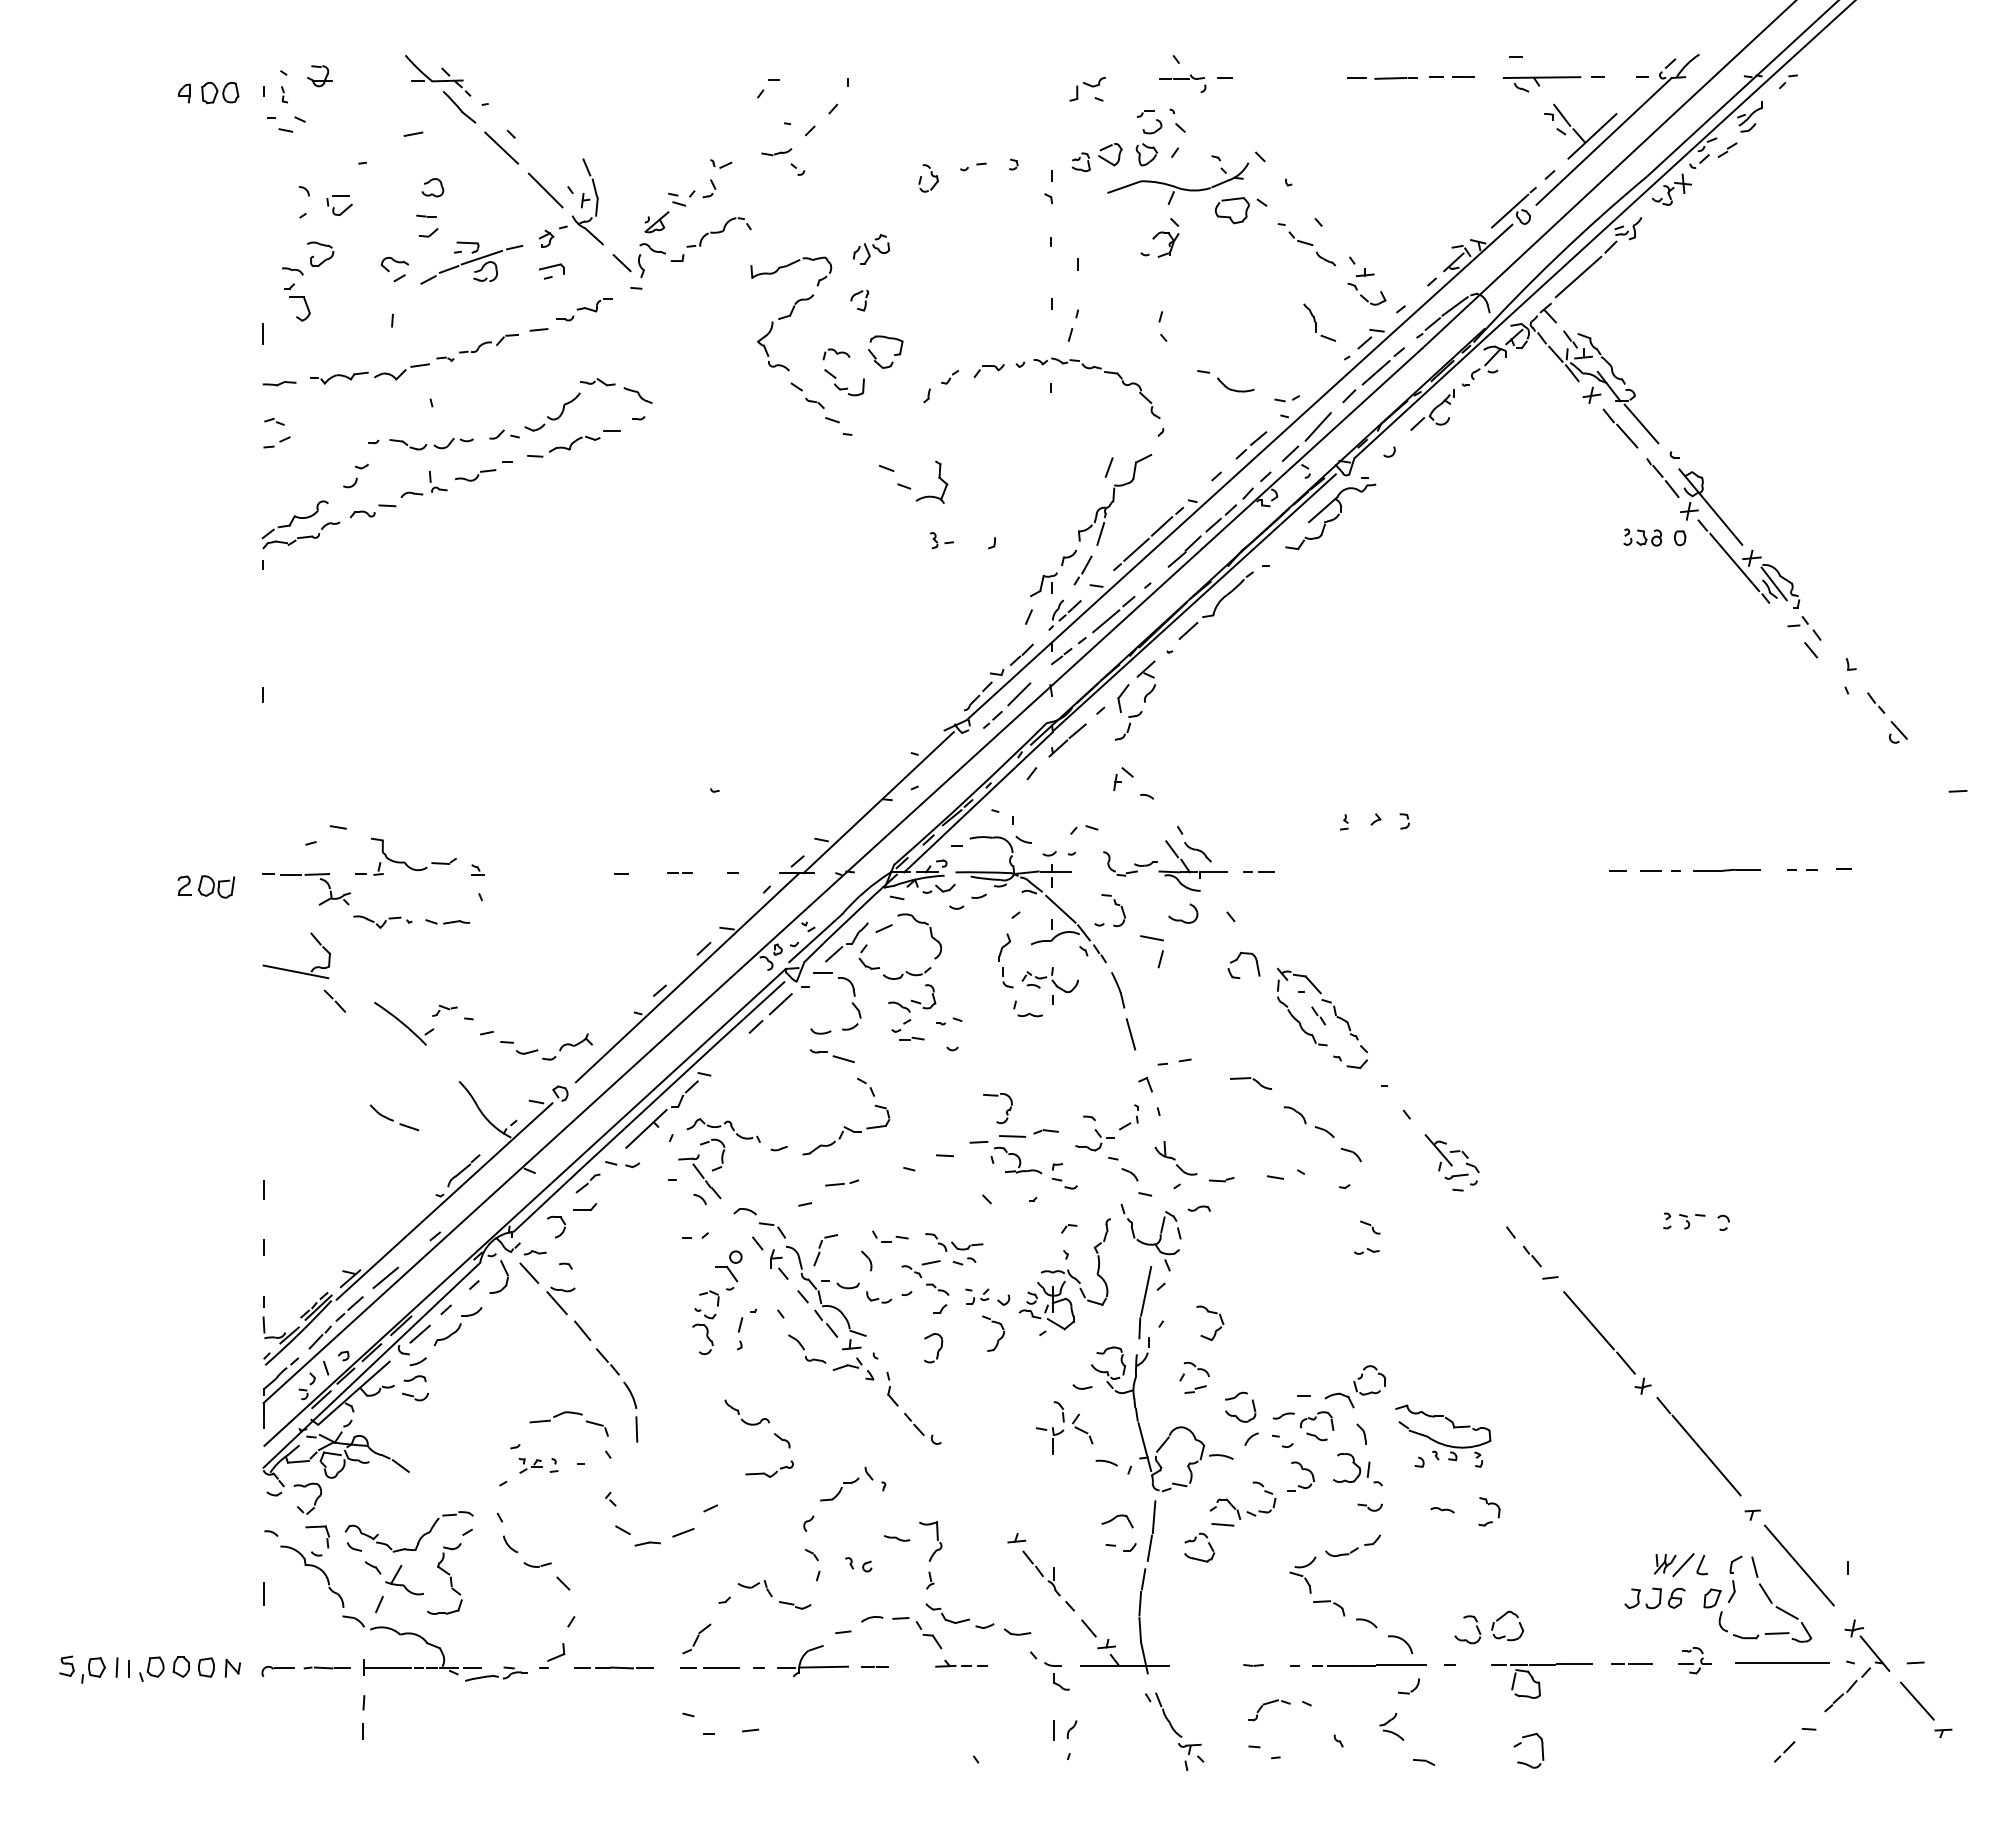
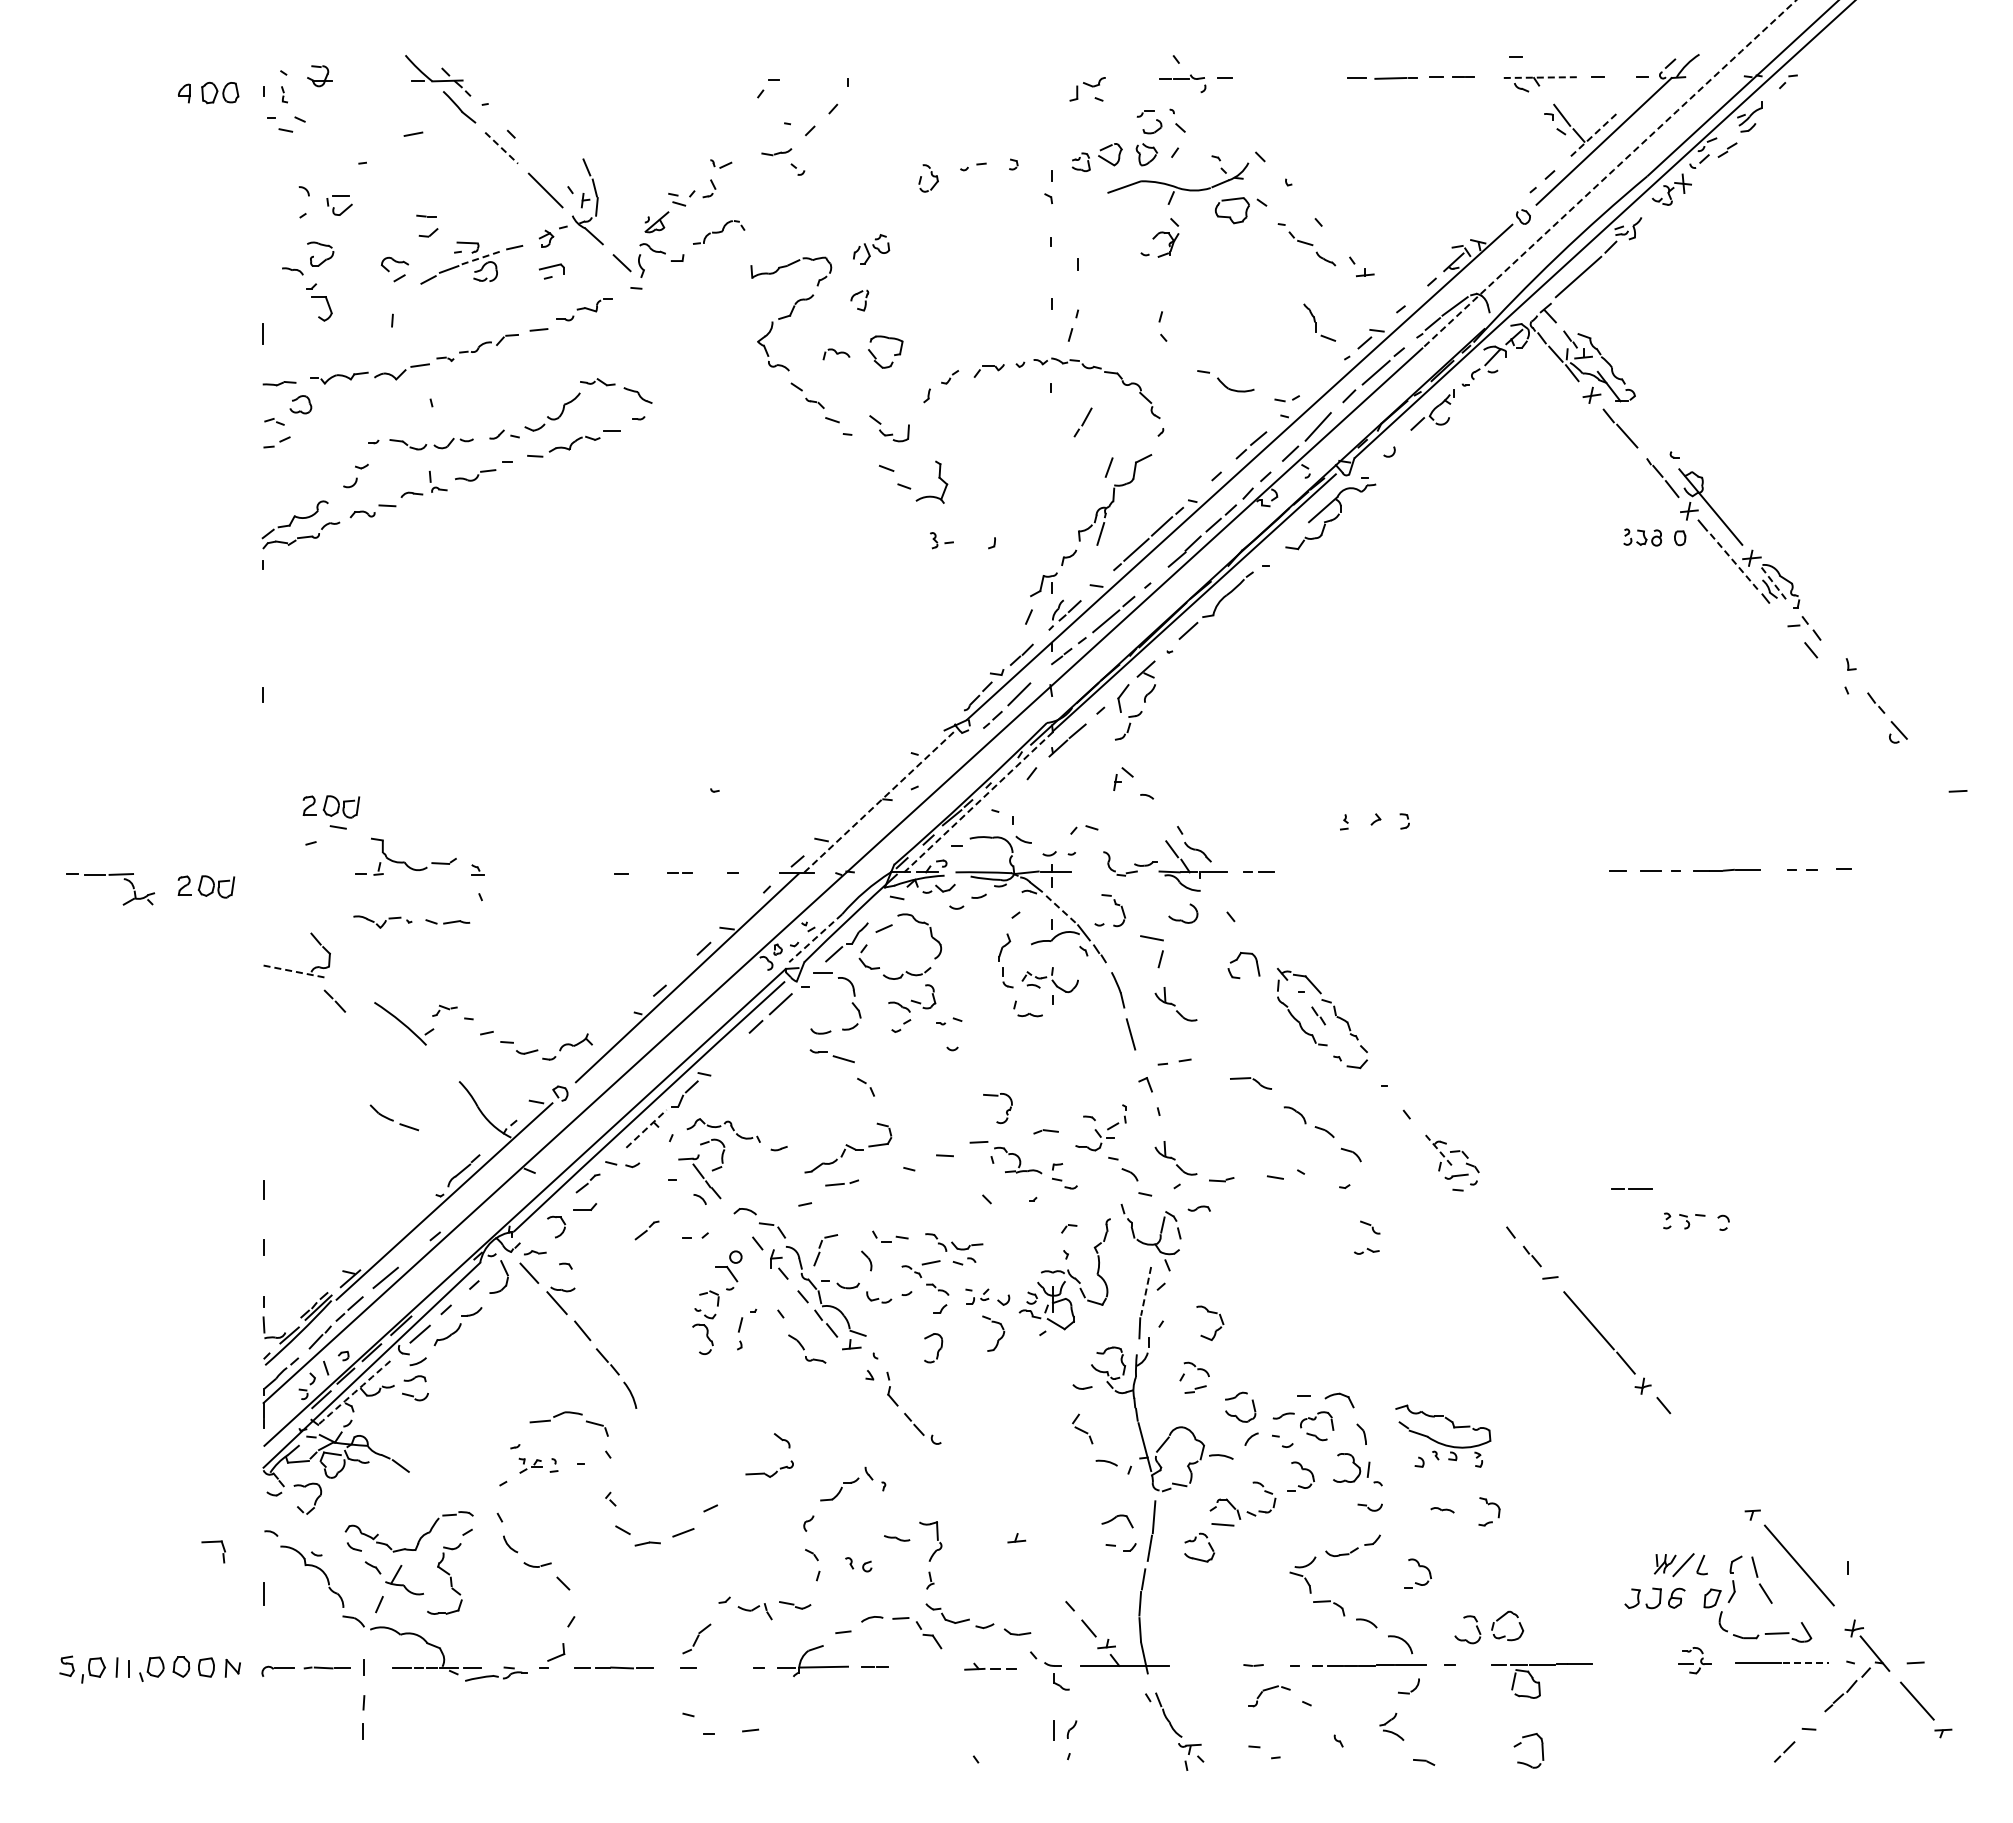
line: solid -> dashed (1542, 77)
line: solid -> dashed (1592, 136)
line: solid -> dashed (501, 148)
arc: solid -> dashed (1609, 173)
part position: (432, 187) -> (300, 404) (300, 404)
line: present -> none (1510, 210)
part size: 66x31 px -> 53x25 px (719, 232)
line: solid -> dashed (482, 257)
part: present -> none (1366, 293)
part position: (297, 302) -> (319, 302) (319, 302)
part position: (844, 382) -> (889, 428) (889, 428)
line: present -> none (1641, 423)
line: solid -> dashed (1734, 562)
part position: (1082, 570) -> (1082, 422) (1082, 422)
line: solid -> dashed (1774, 583)
line: solid -> dashed (978, 802)
line: solid -> dashed (878, 803)
part: none -> present (331, 806)
part position: (306, 875) -> (110, 875) (110, 875)
line: solid -> dashed (1060, 909)
line: solid -> dashed (815, 938)
line: solid -> dashed (295, 971)
part: none -> present (1175, 1004)
part: present -> none (911, 1038)
part position: (1128, 1117) -> (1116, 1117) (1116, 1117)
line: solid -> dashed (646, 1128)
part position: (846, 1129) -> (848, 1147) (848, 1147)
line: present -> none (1012, 1136)
line: solid -> dashed (1438, 1150)
part: none -> present (646, 1230)
line: solid -> dashed (1146, 1291)
part: present -> none (847, 1363)
part: present -> none (1362, 1377)
arc: solid -> dashed (354, 1392)
part: present -> none (739, 1412)
part: present -> none (1050, 1427)
line: present -> none (636, 1429)
line: present -> none (1706, 1455)
part position: (317, 1527) -> (213, 1542) (213, 1542)
part: none -> present (1419, 1567)
part: present -> none (1041, 1573)
part position: (754, 1588) -> (754, 1611) (754, 1611)
line: present -> none (1786, 1612)
part position: (961, 1663) -> (990, 1666) (990, 1666)
line position: (1631, 1663) -> (1631, 1188) (1631, 1188)
line: solid -> dashed (1806, 1663)
line: present -> none (720, 1667)
line: present -> none (377, 1668)
part position: (1267, 1704) -> (1267, 1690) (1267, 1690)
